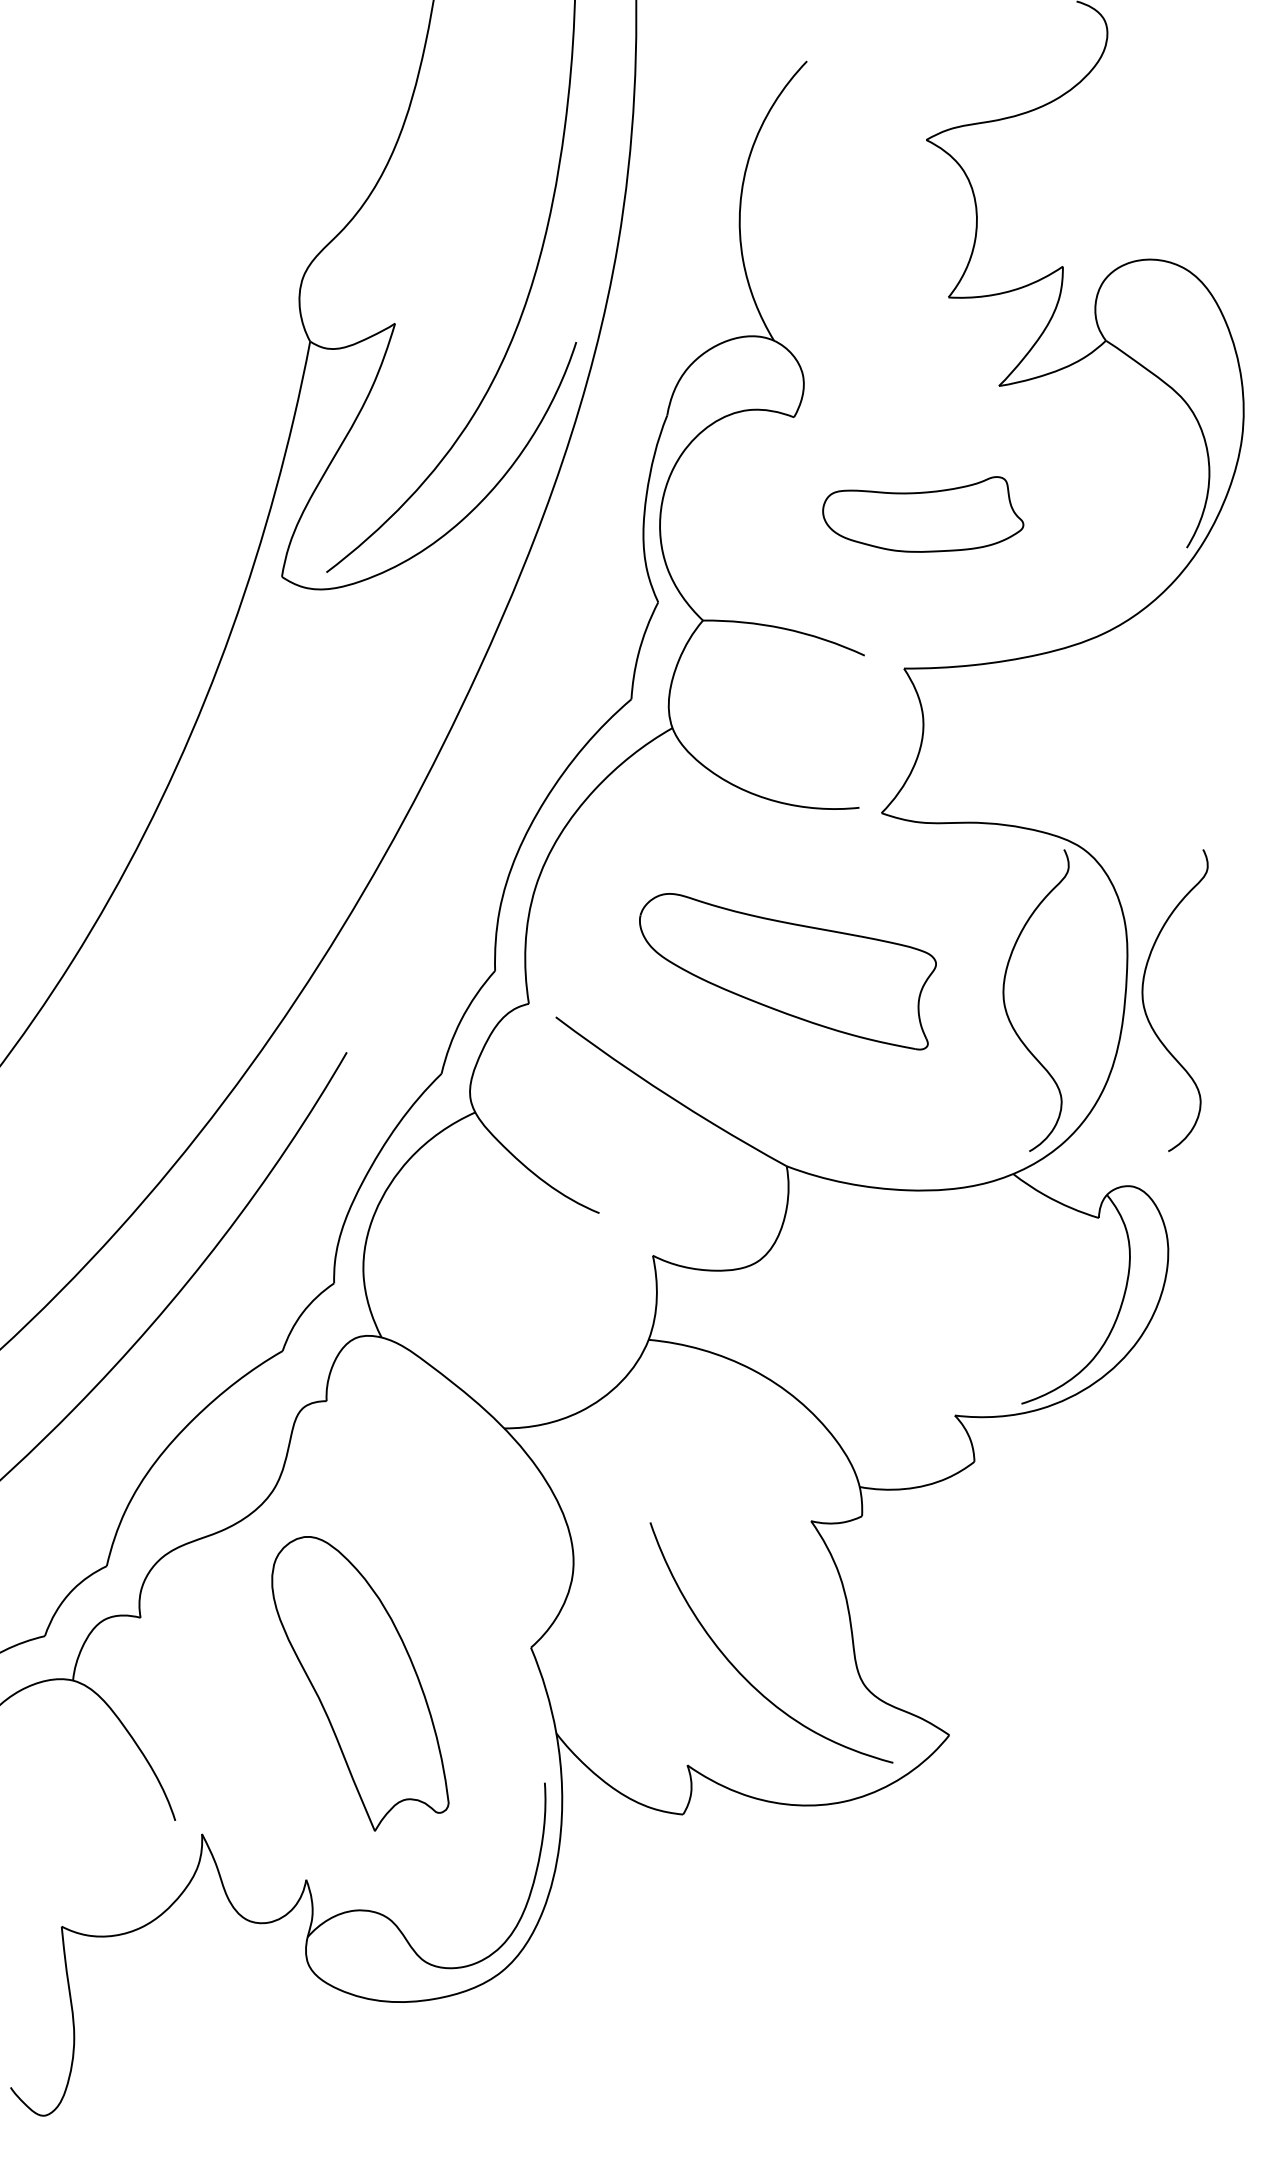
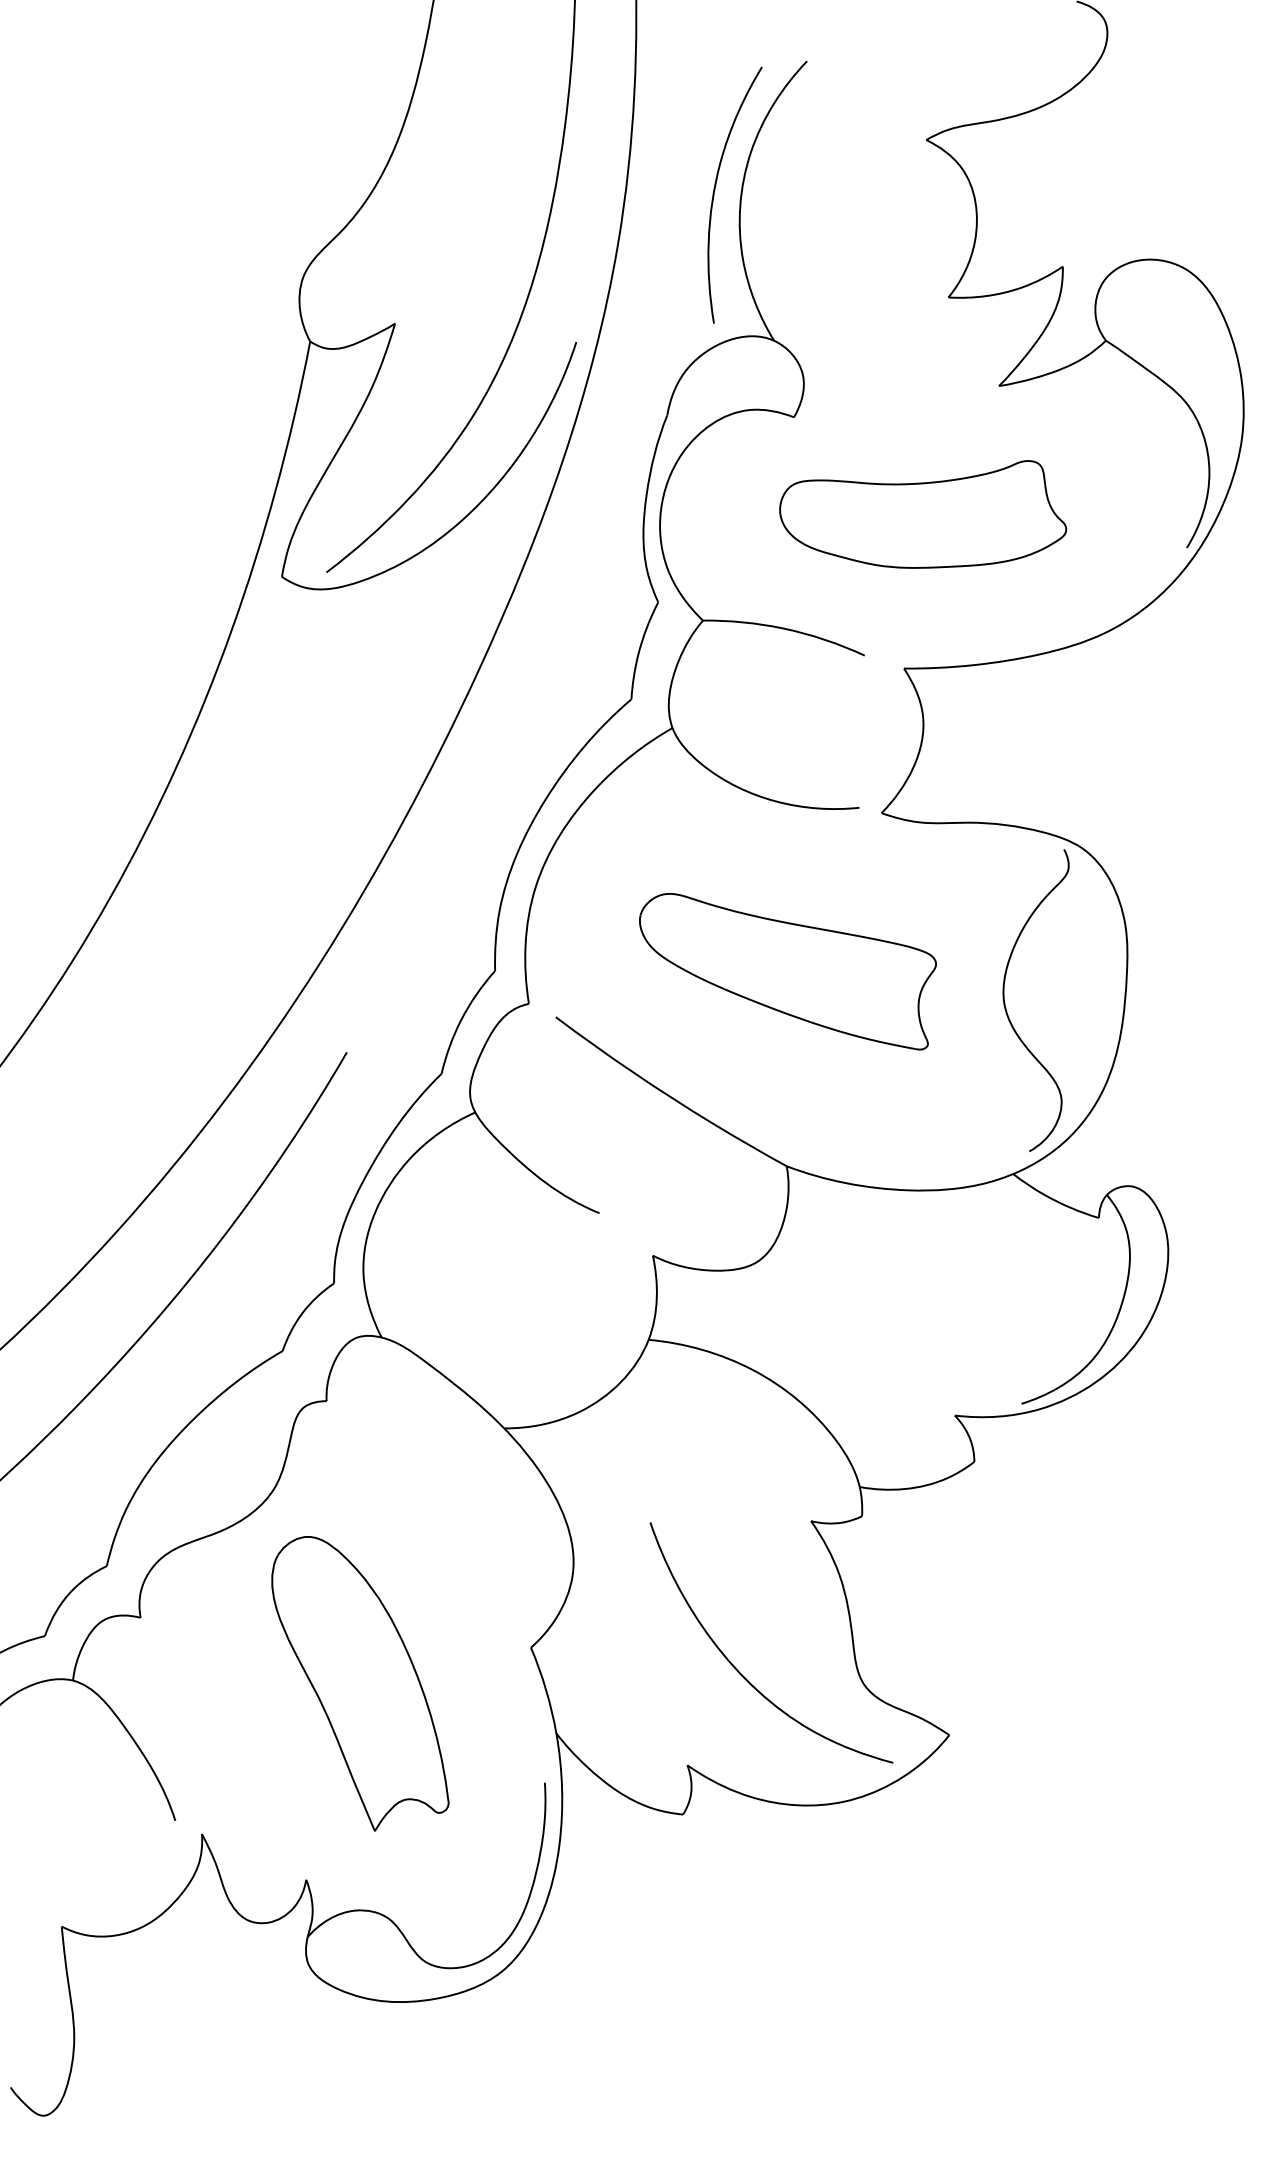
curve: none -> present (715, 190)
part size: 203x77 px -> 289x109 px (923, 514)
curve: present -> none (1144, 1002)
